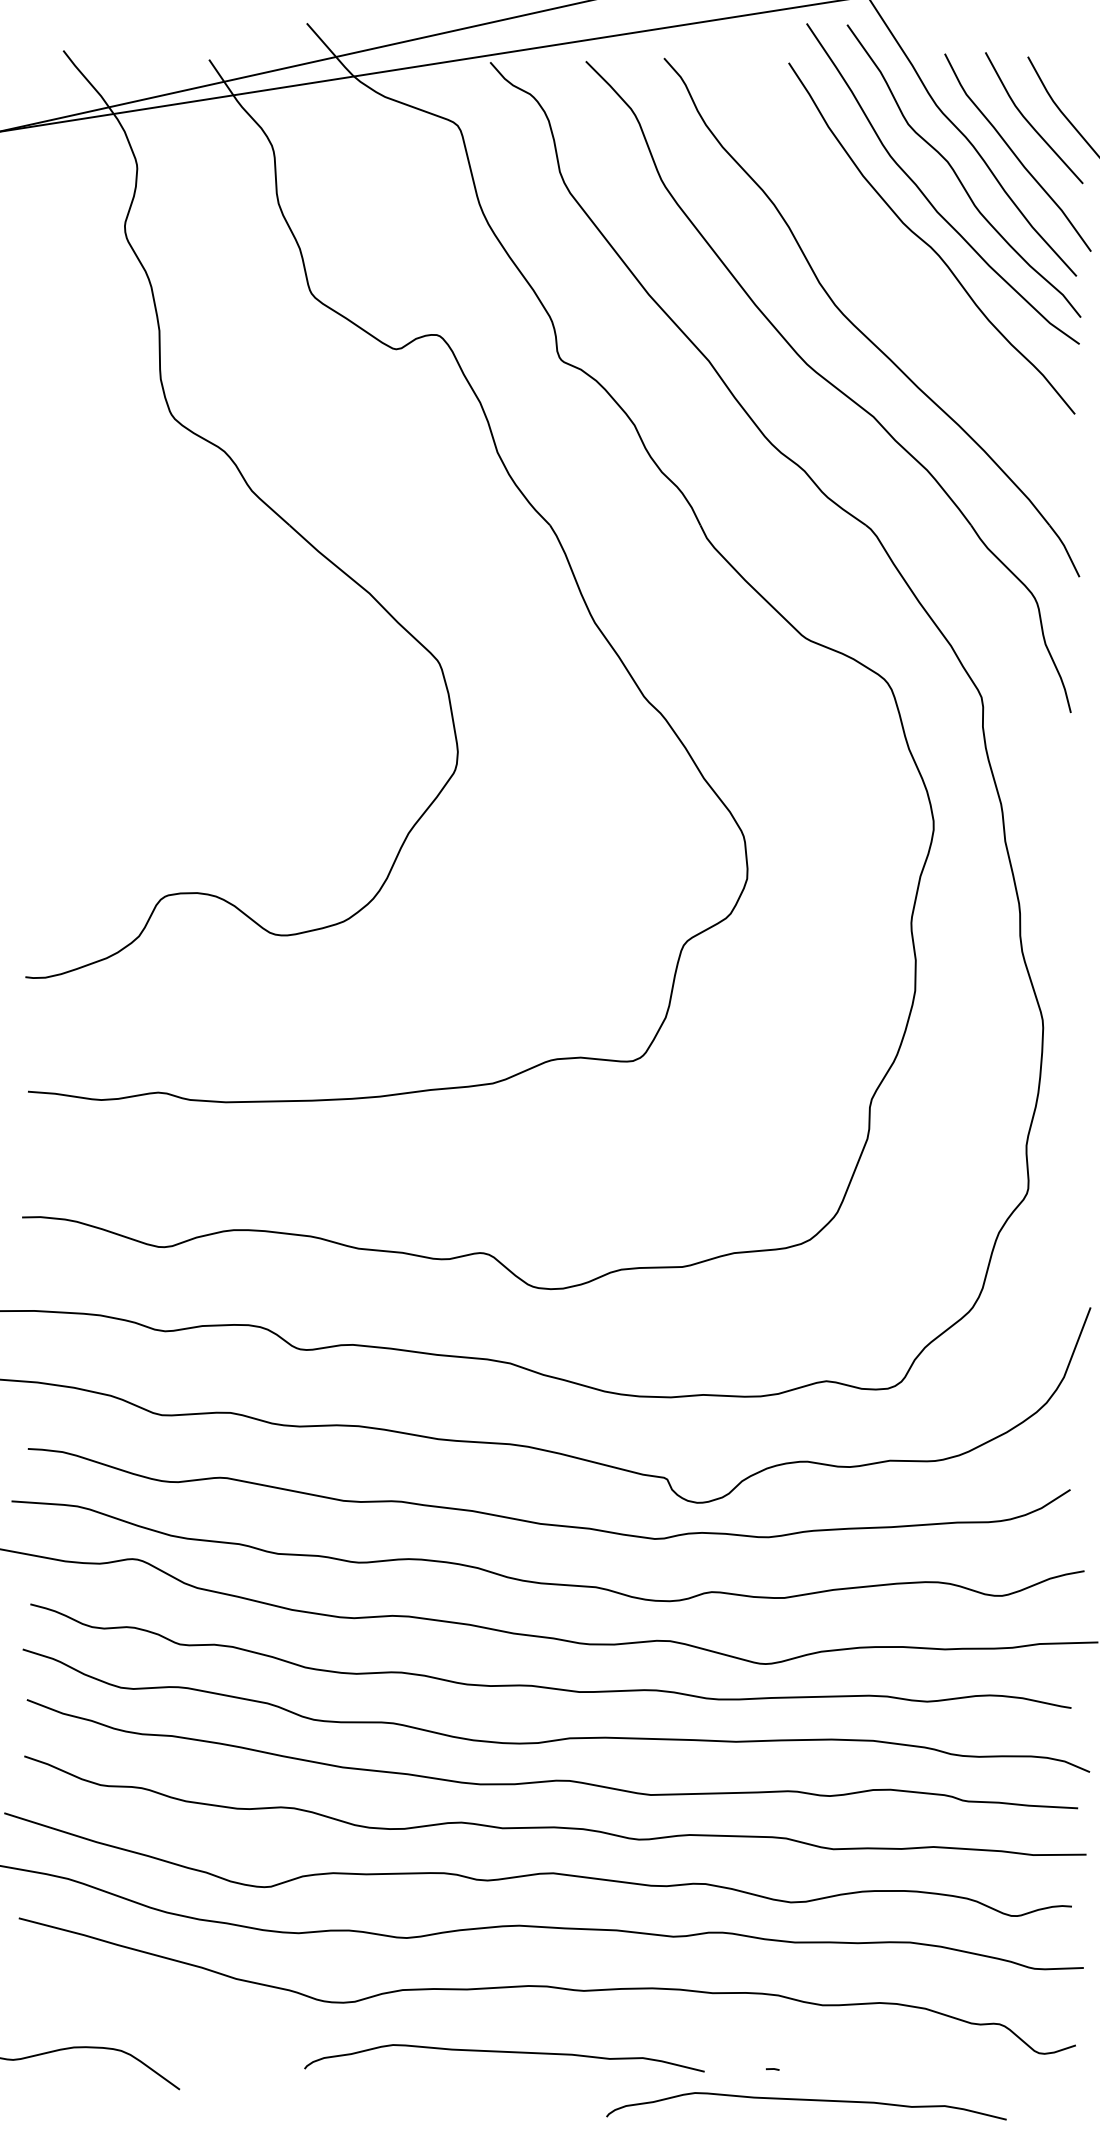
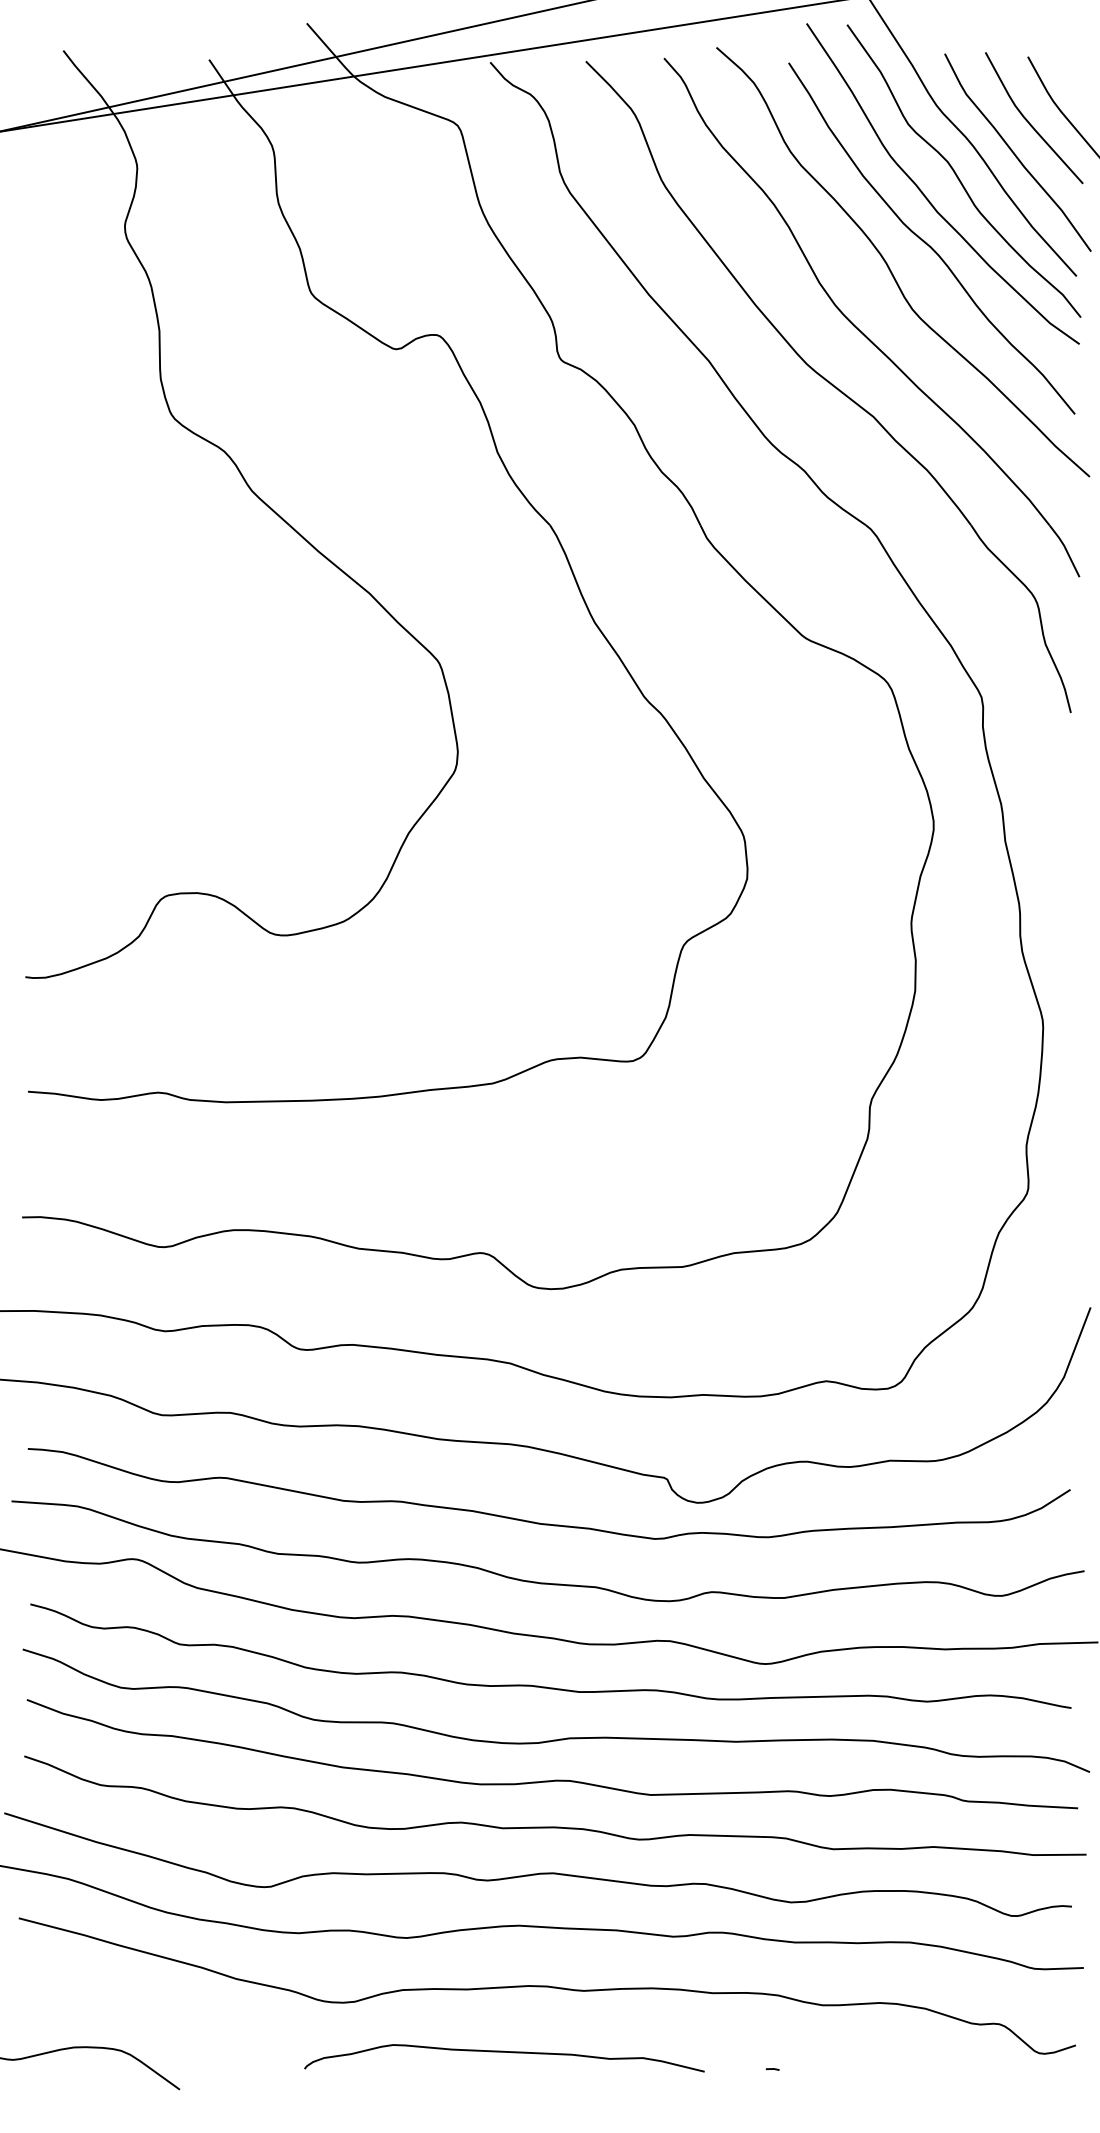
curve: none -> present (890, 268)
curve: present -> none (806, 2100)
